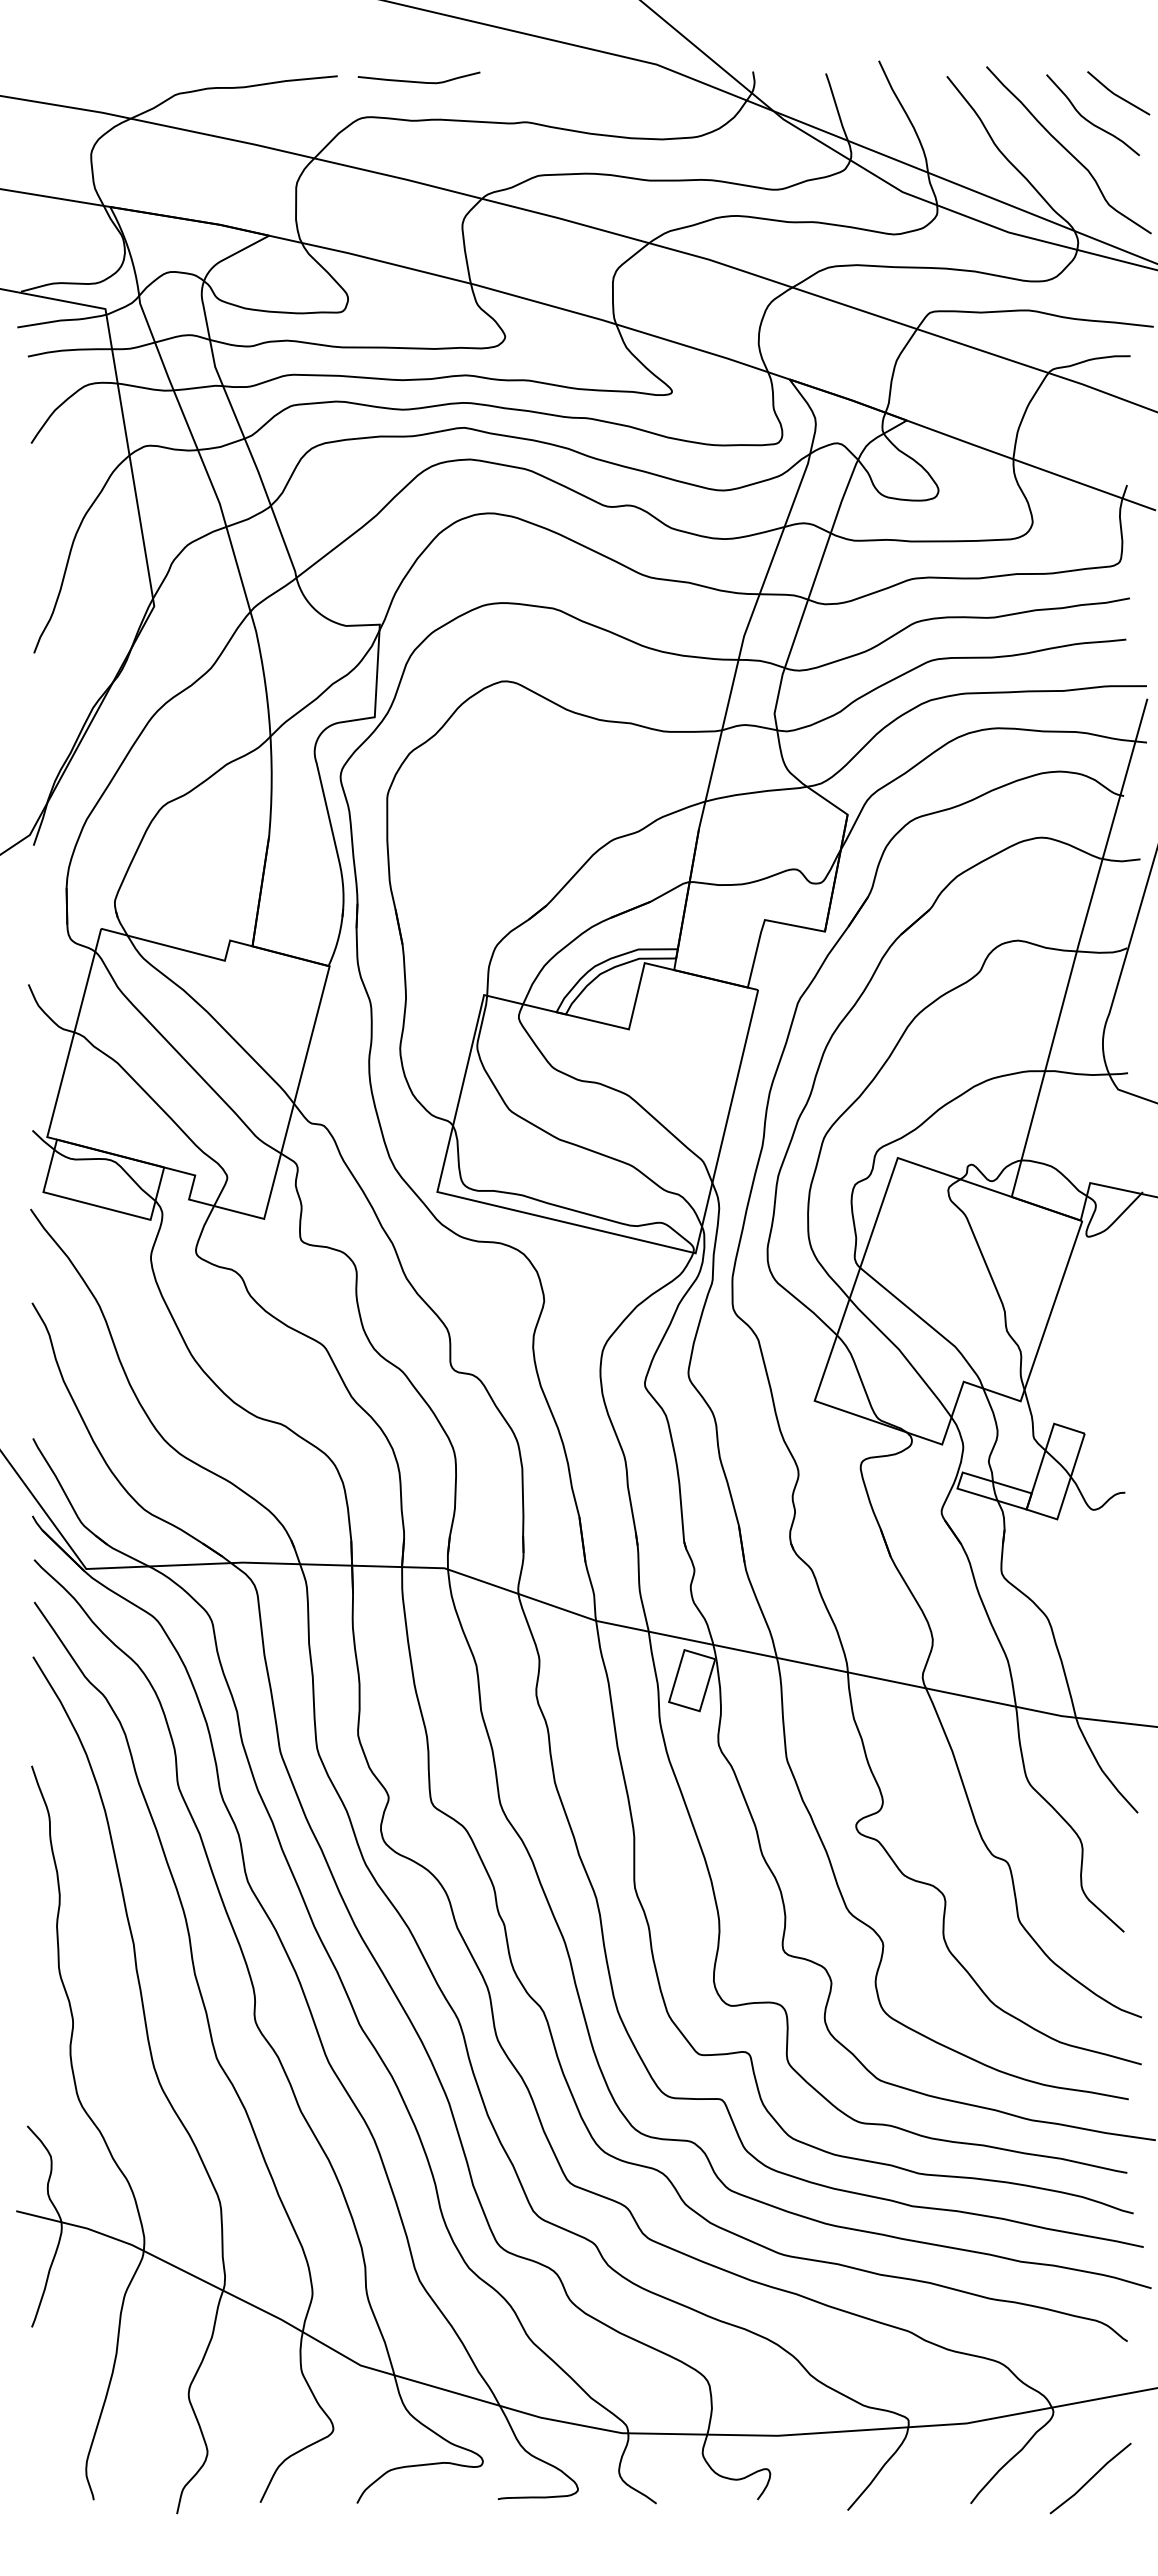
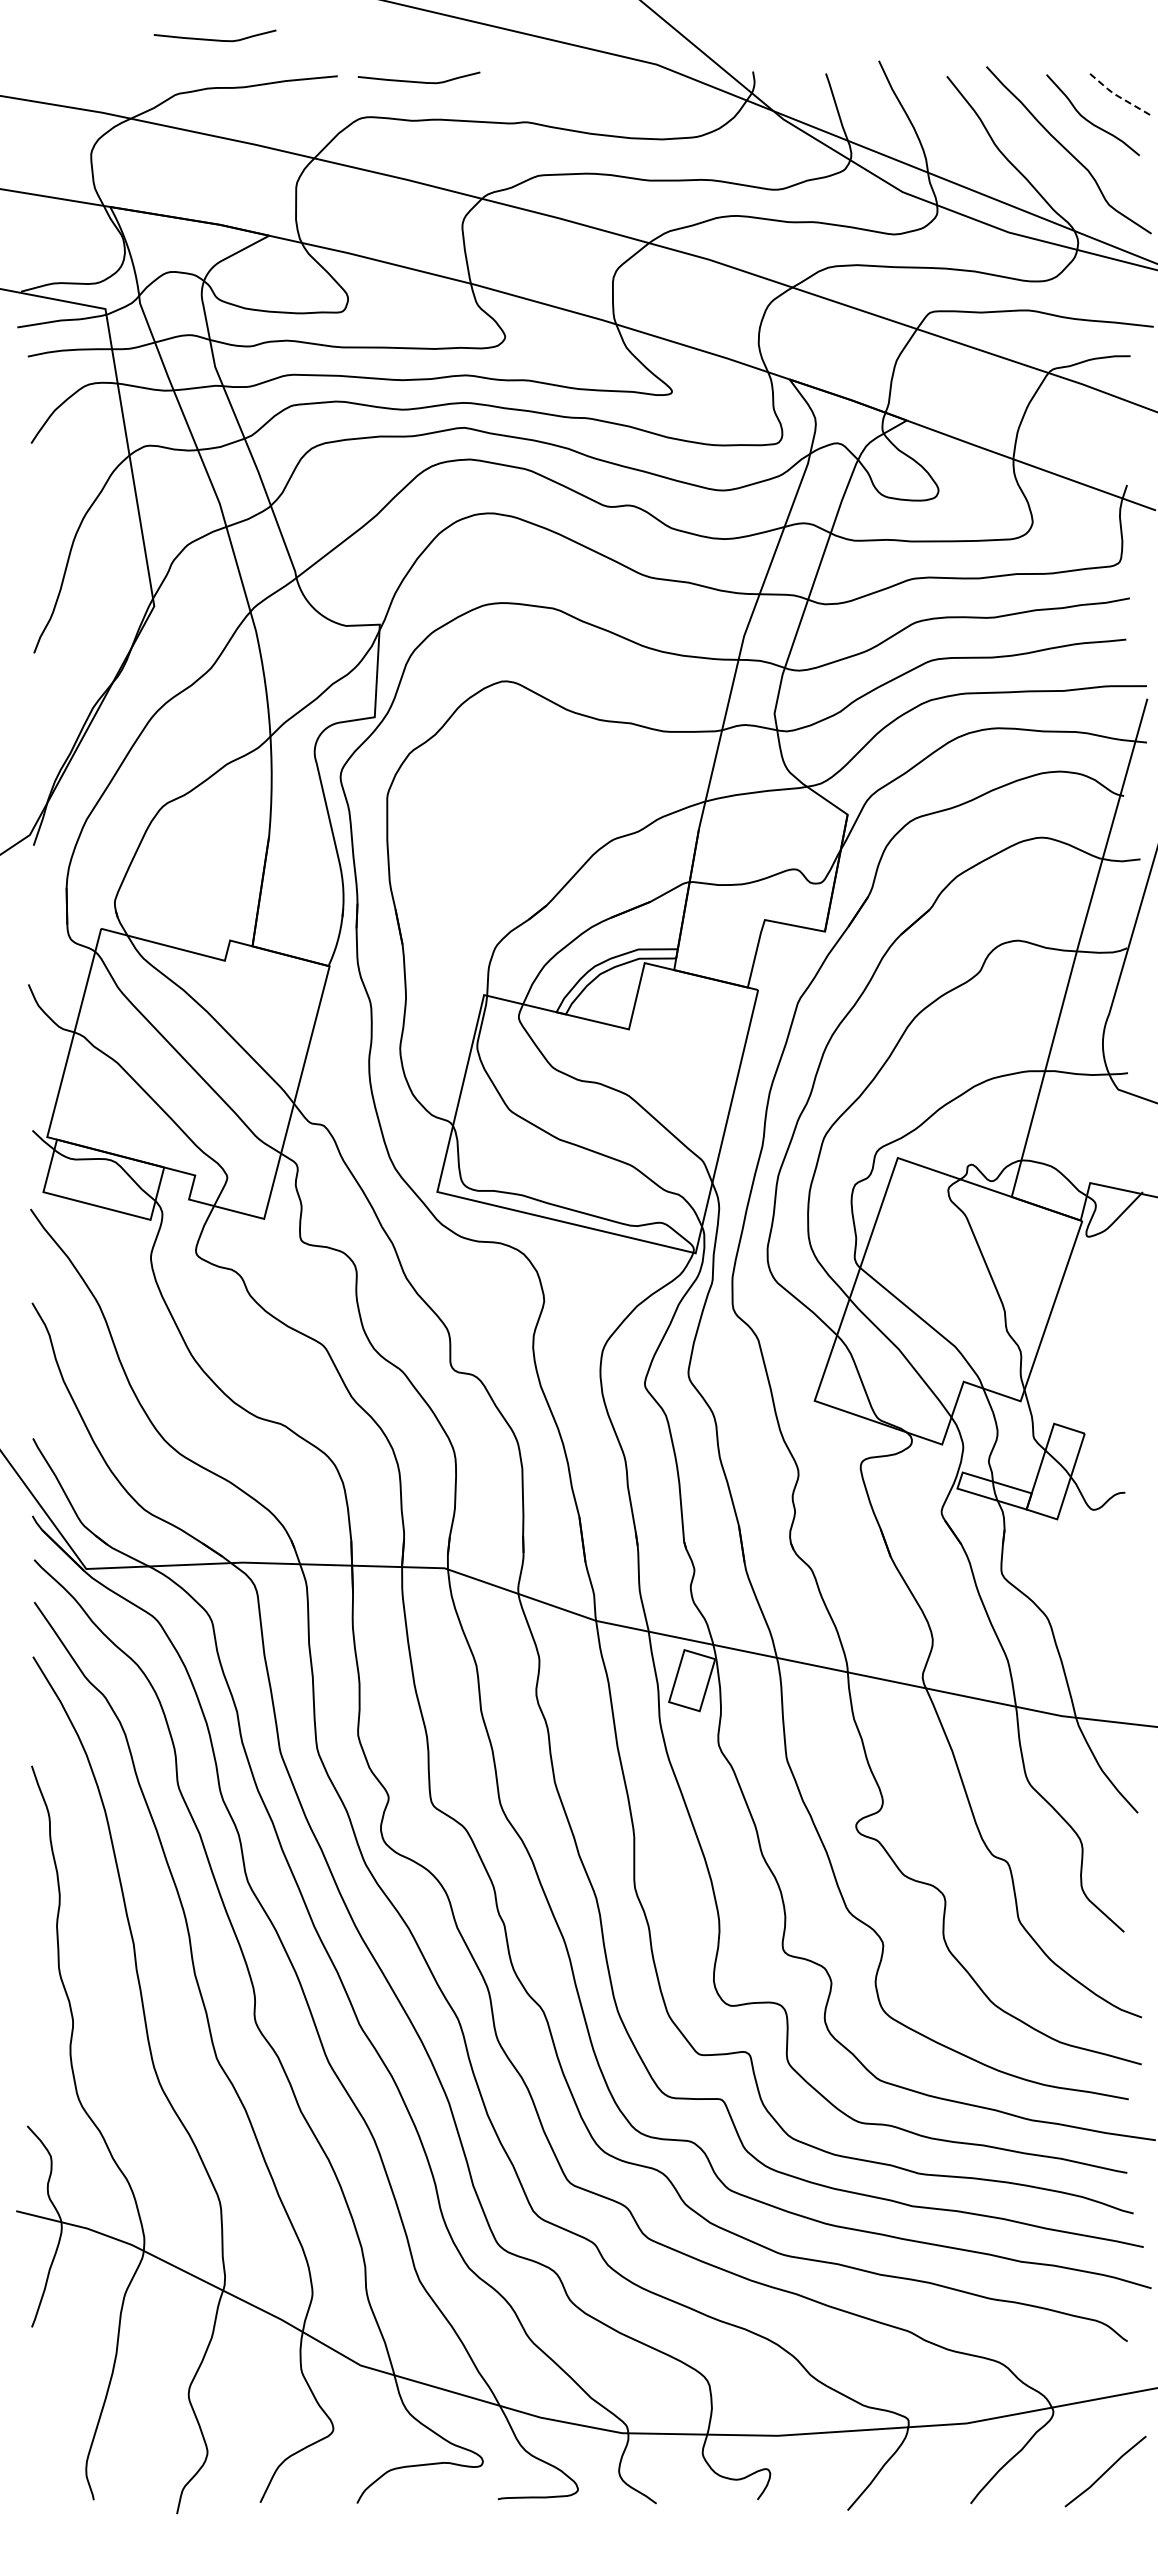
curve: none -> present (214, 39)
line: solid -> dashed (1115, 94)
line position: (1090, 2478) -> (1105, 2471) (1105, 2471)
